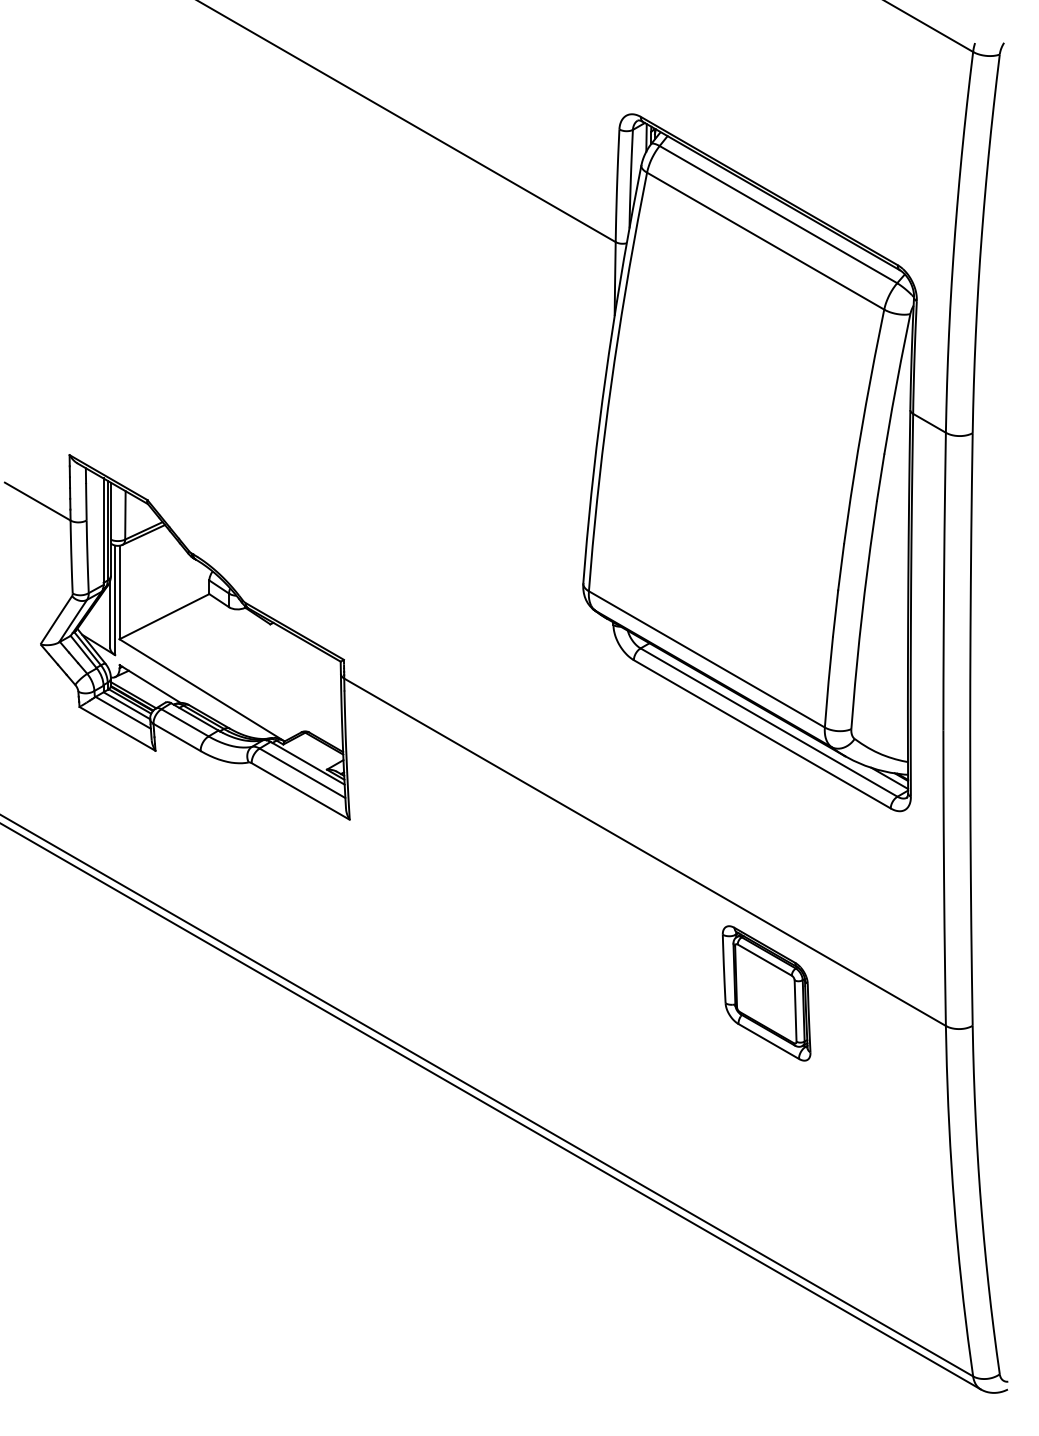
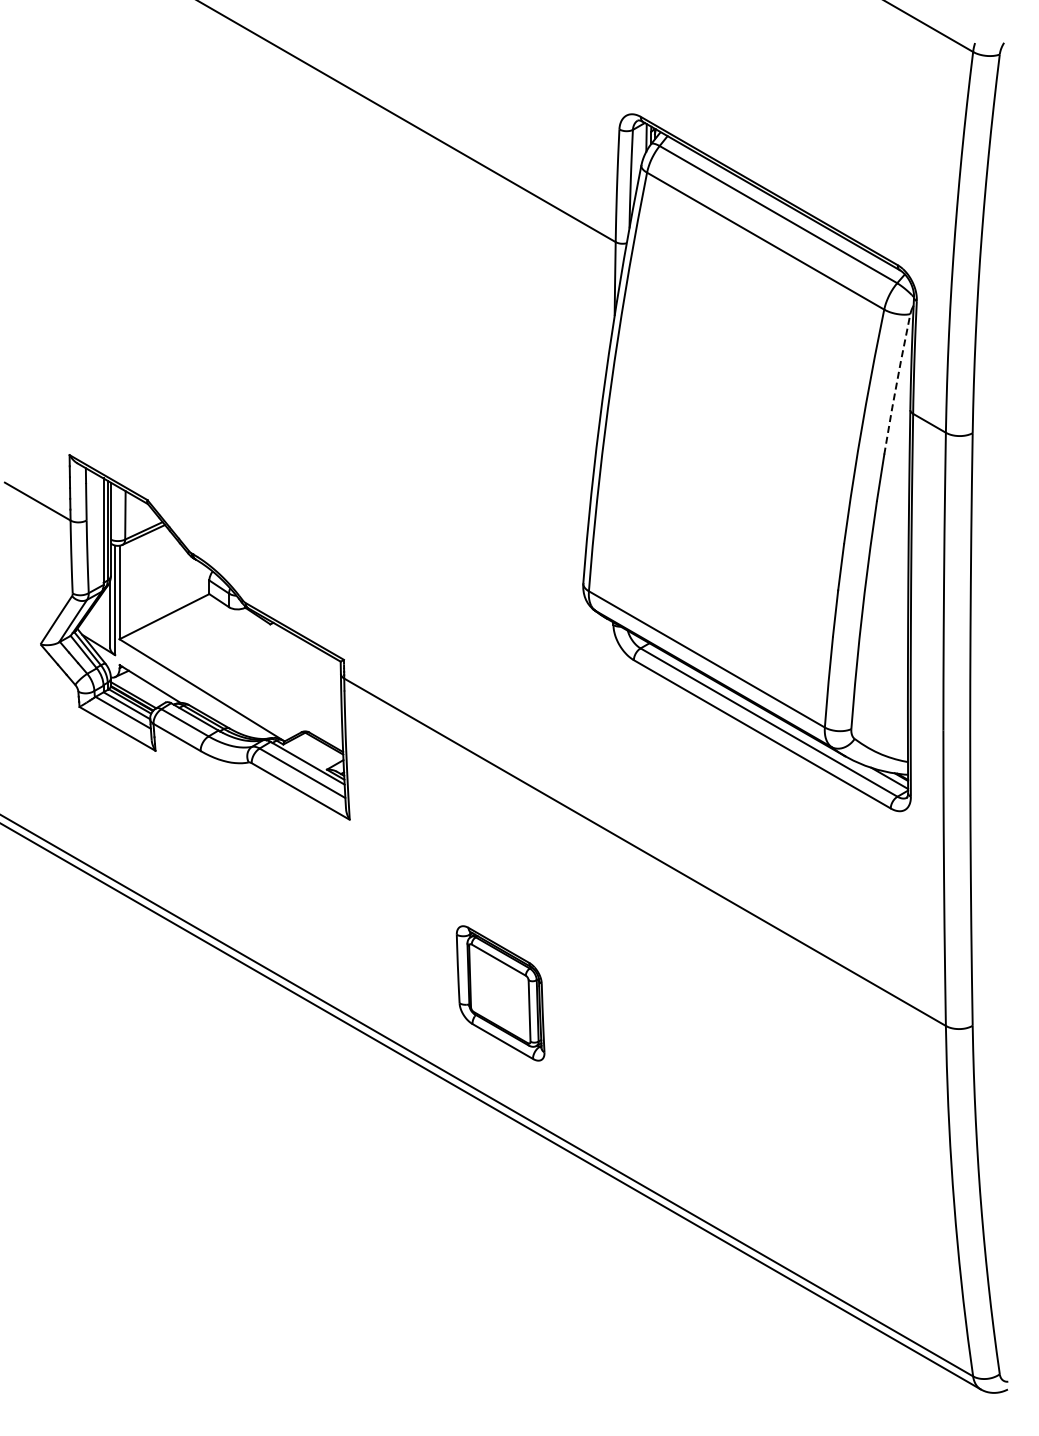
line: solid -> dashed (896, 384)
part position: (766, 993) -> (500, 993) (500, 993)
